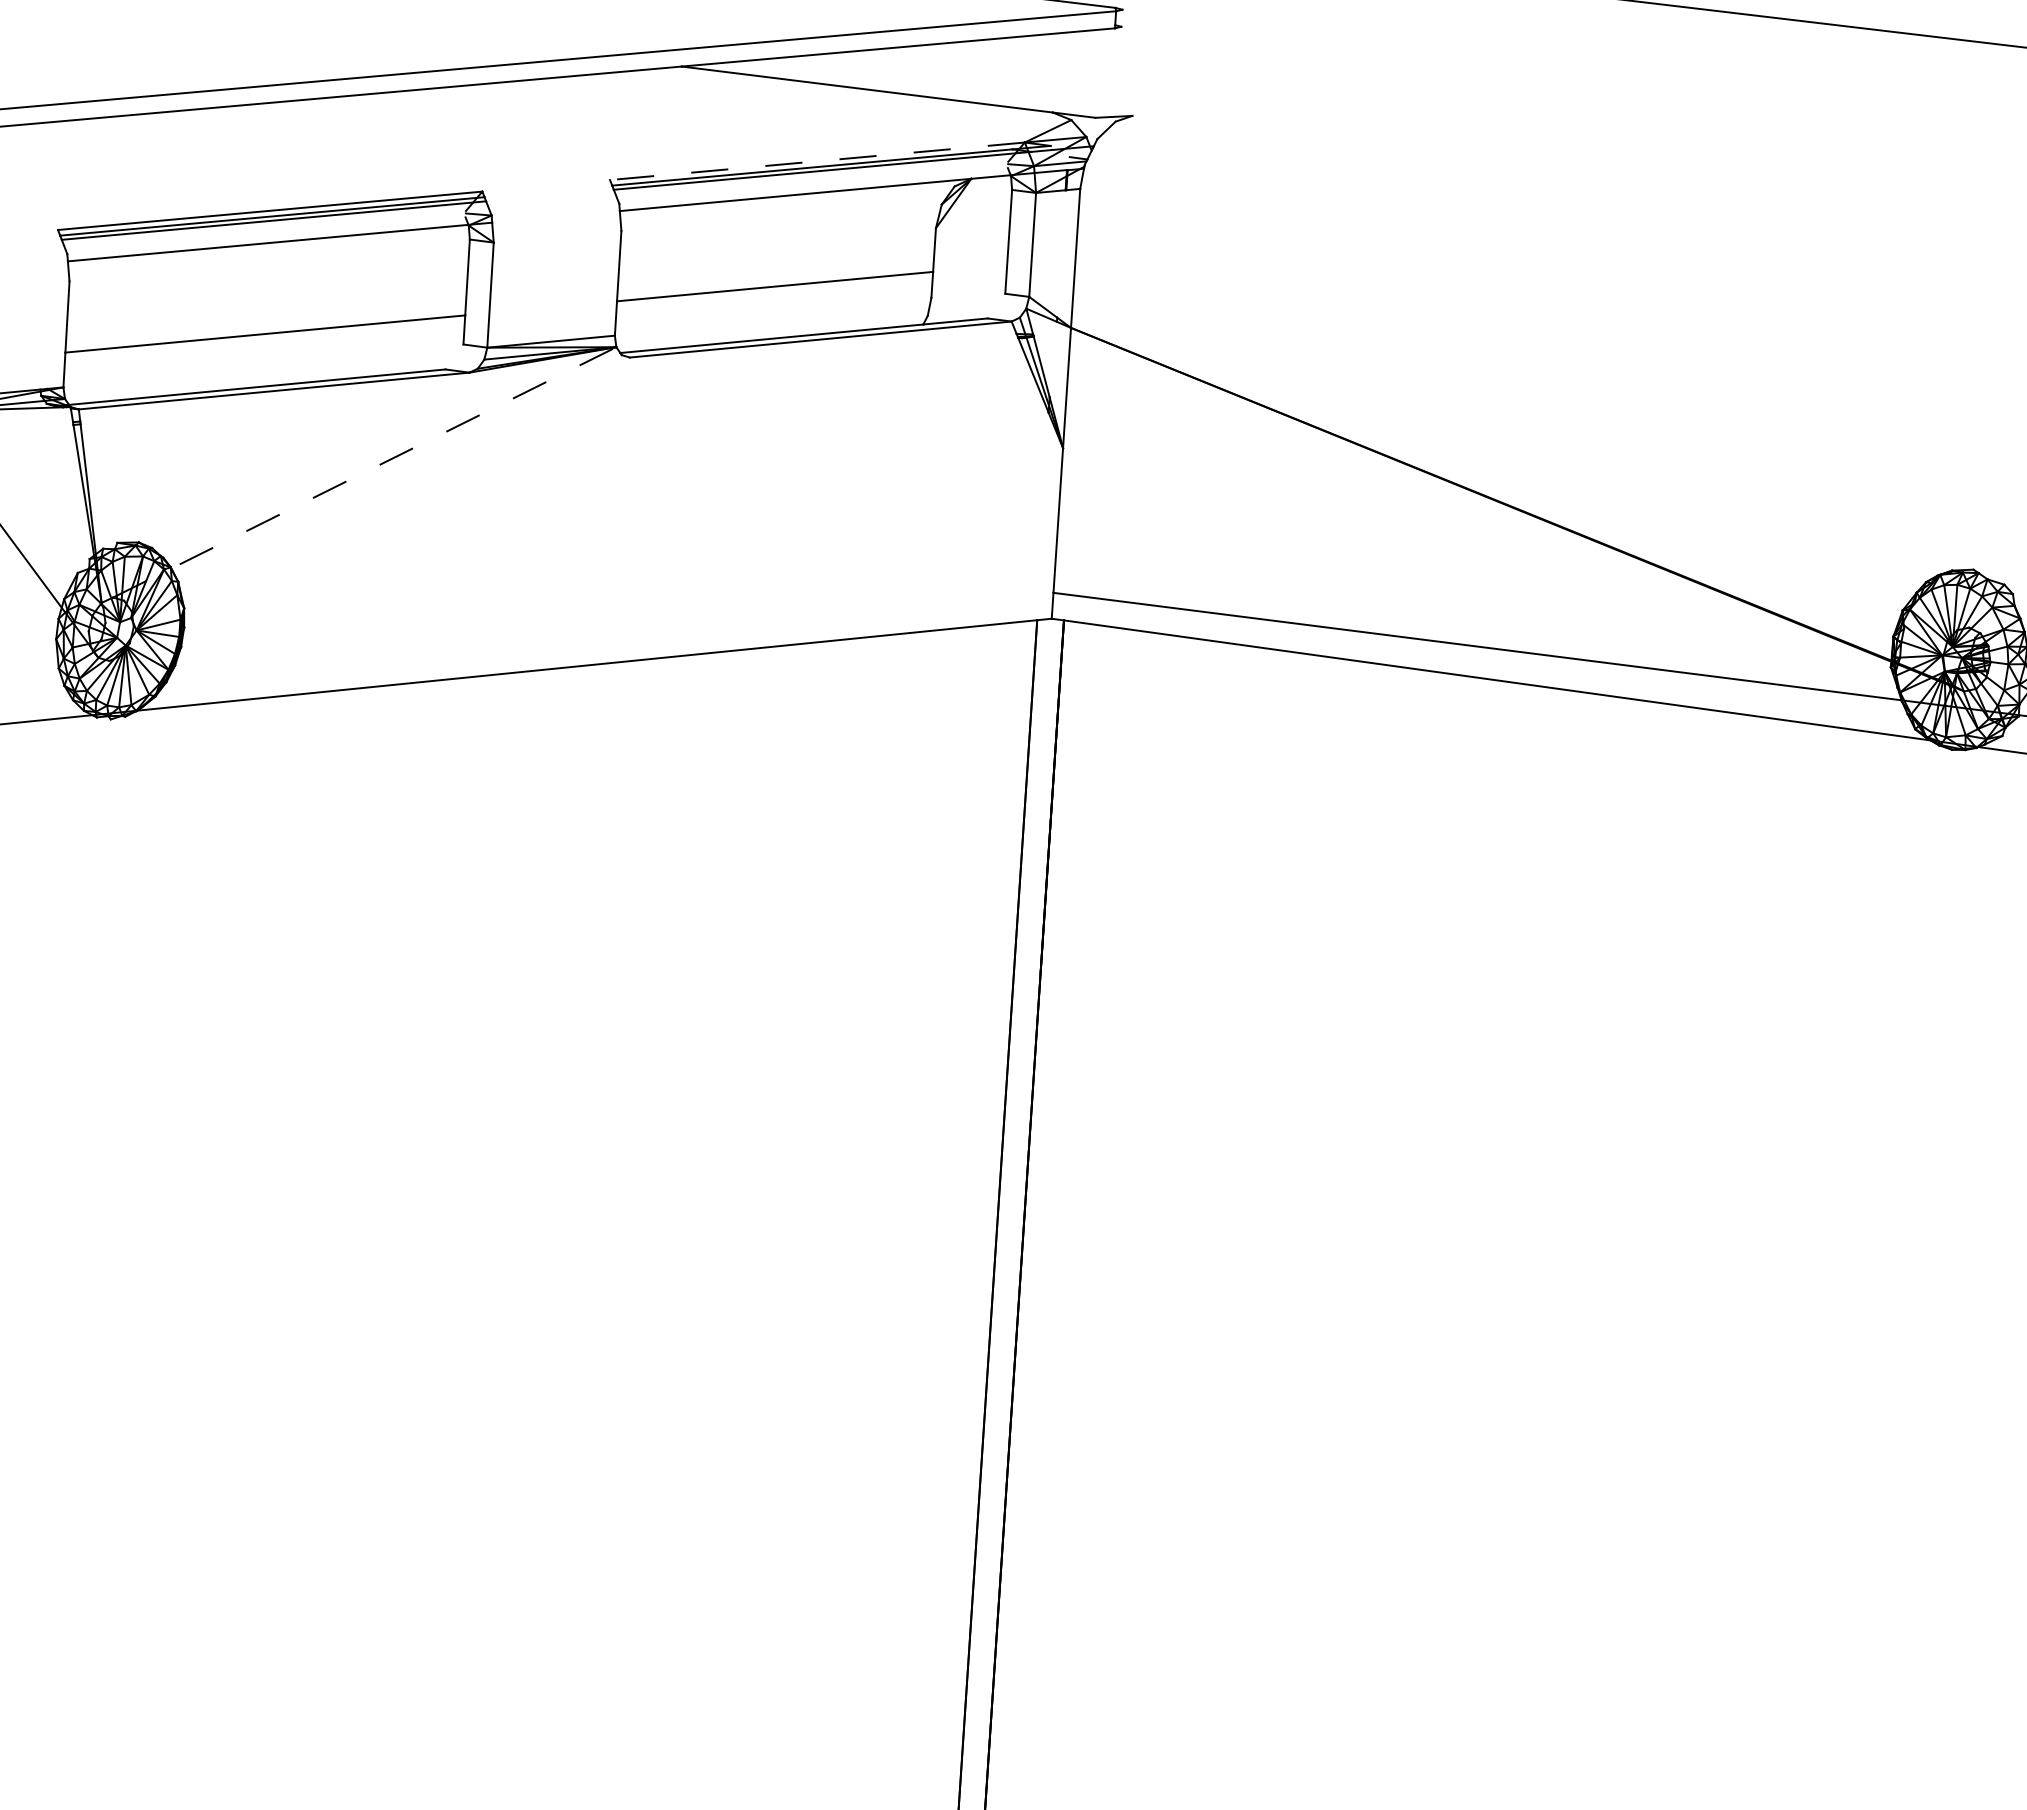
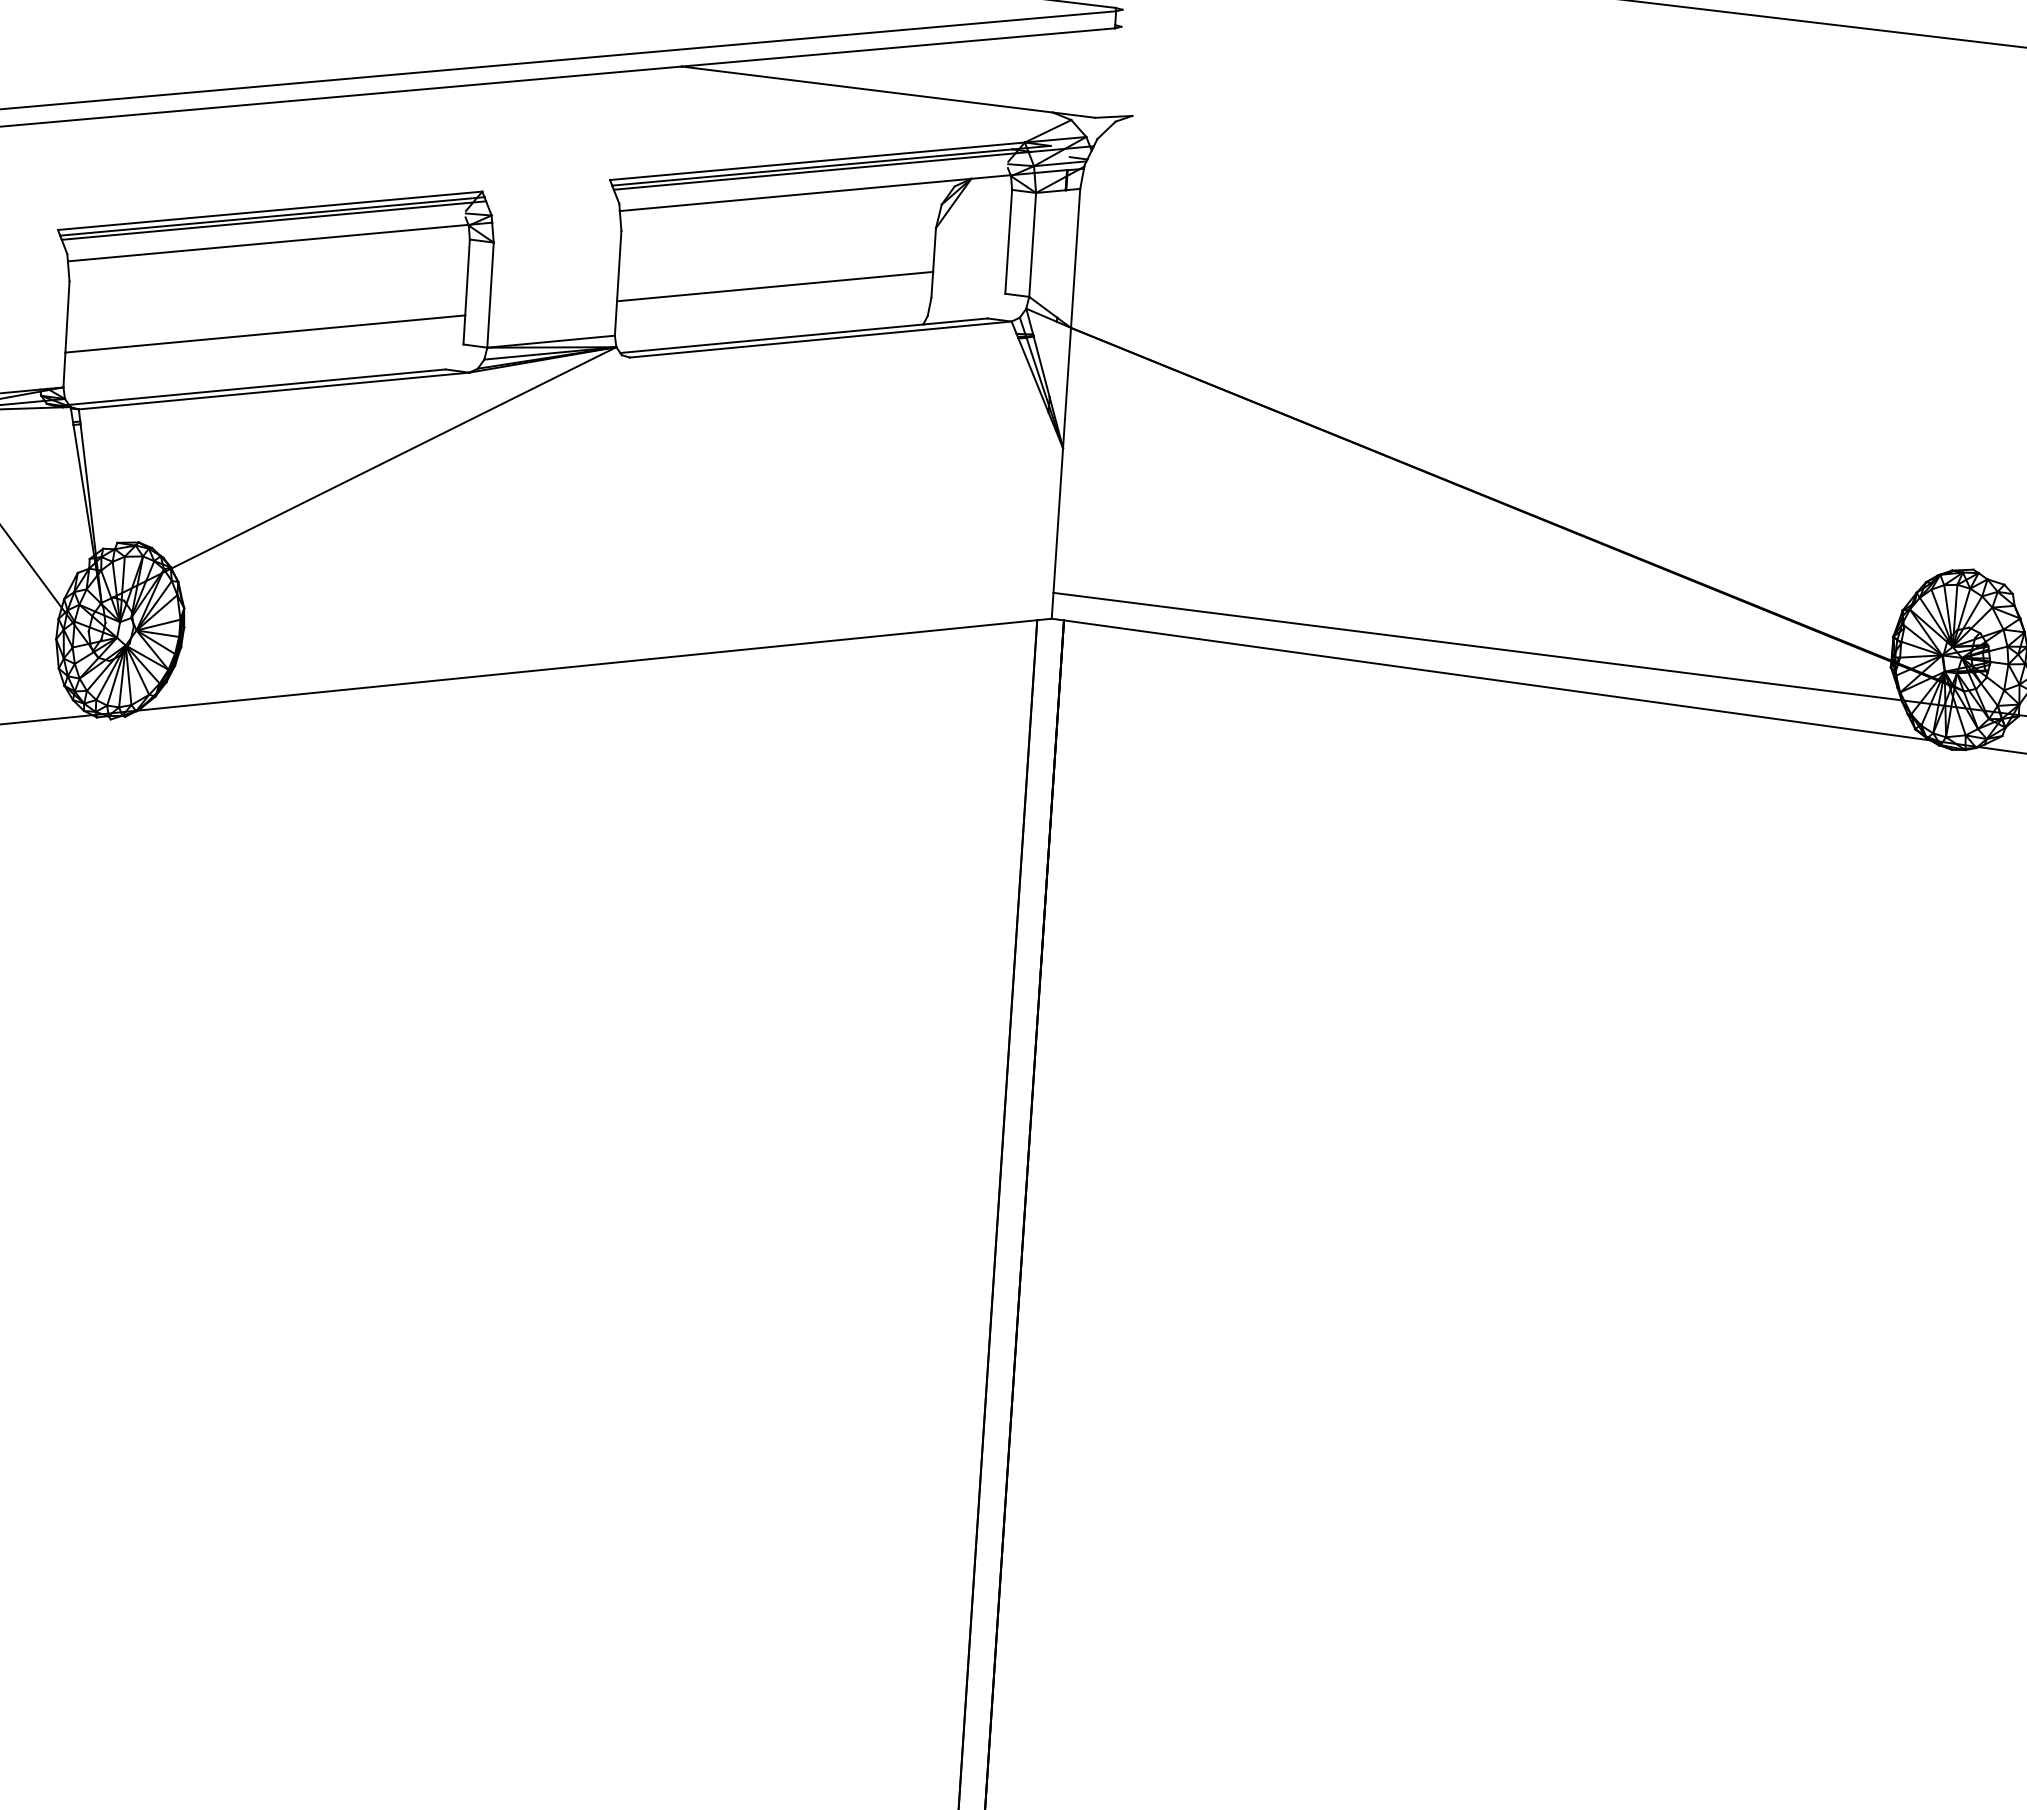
line: dashed -> solid (816, 161)
line: dashed -> solid (365, 472)
